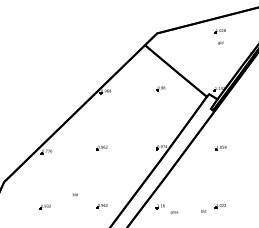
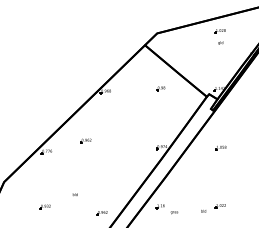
part position: (101, 147) -> (85, 140) (85, 140)
part position: (101, 206) -> (101, 213) (101, 213)
